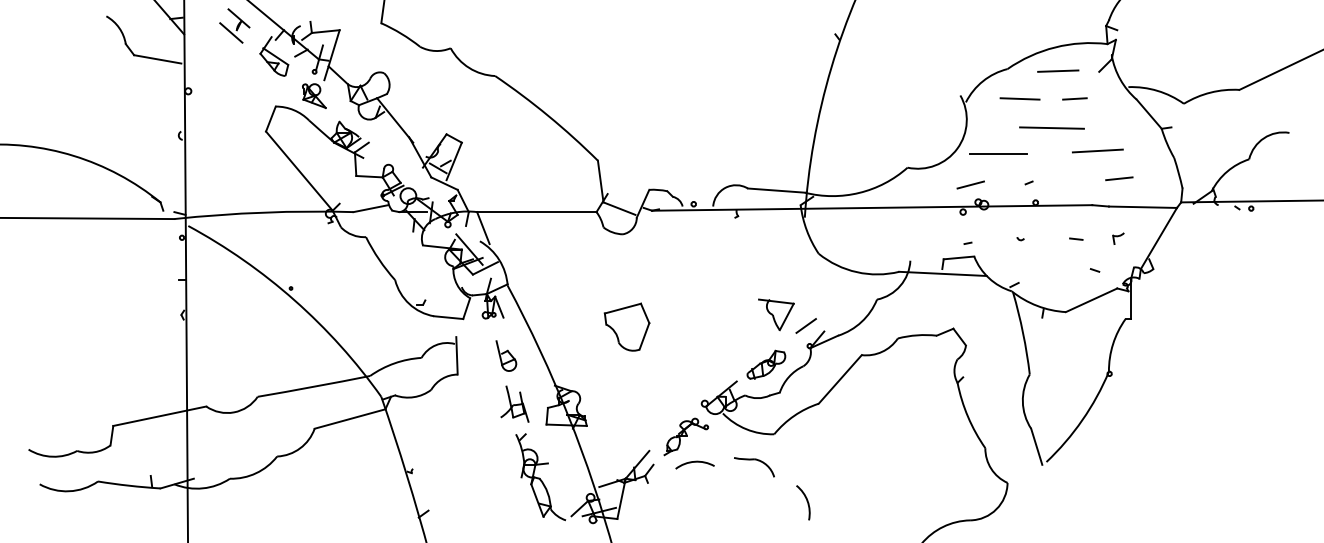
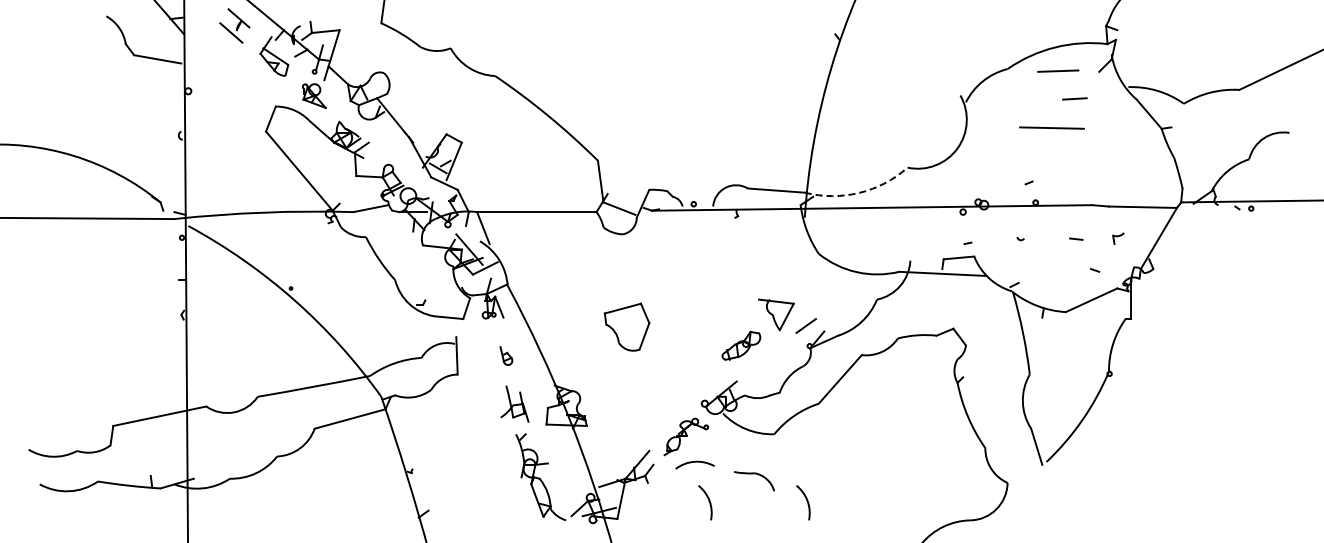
line: present -> none (1019, 98)
line: present -> none (1097, 150)
line: present -> none (998, 153)
line: present -> none (1119, 178)
line: present -> none (970, 184)
arc: solid -> dashed (859, 192)
part size: 23x32 px -> 15x20 px (506, 355)
part position: (766, 364) -> (741, 345) (741, 345)
part position: (754, 460) -> (754, 474) (754, 474)
arc: none -> present (708, 501)
